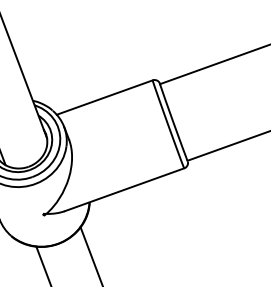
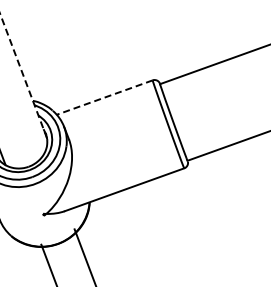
line: solid -> dashed (23, 75)
line: solid -> dashed (104, 97)
line position: (90, 255) -> (84, 256) (84, 256)
line position: (43, 264) -> (48, 263) (48, 263)
